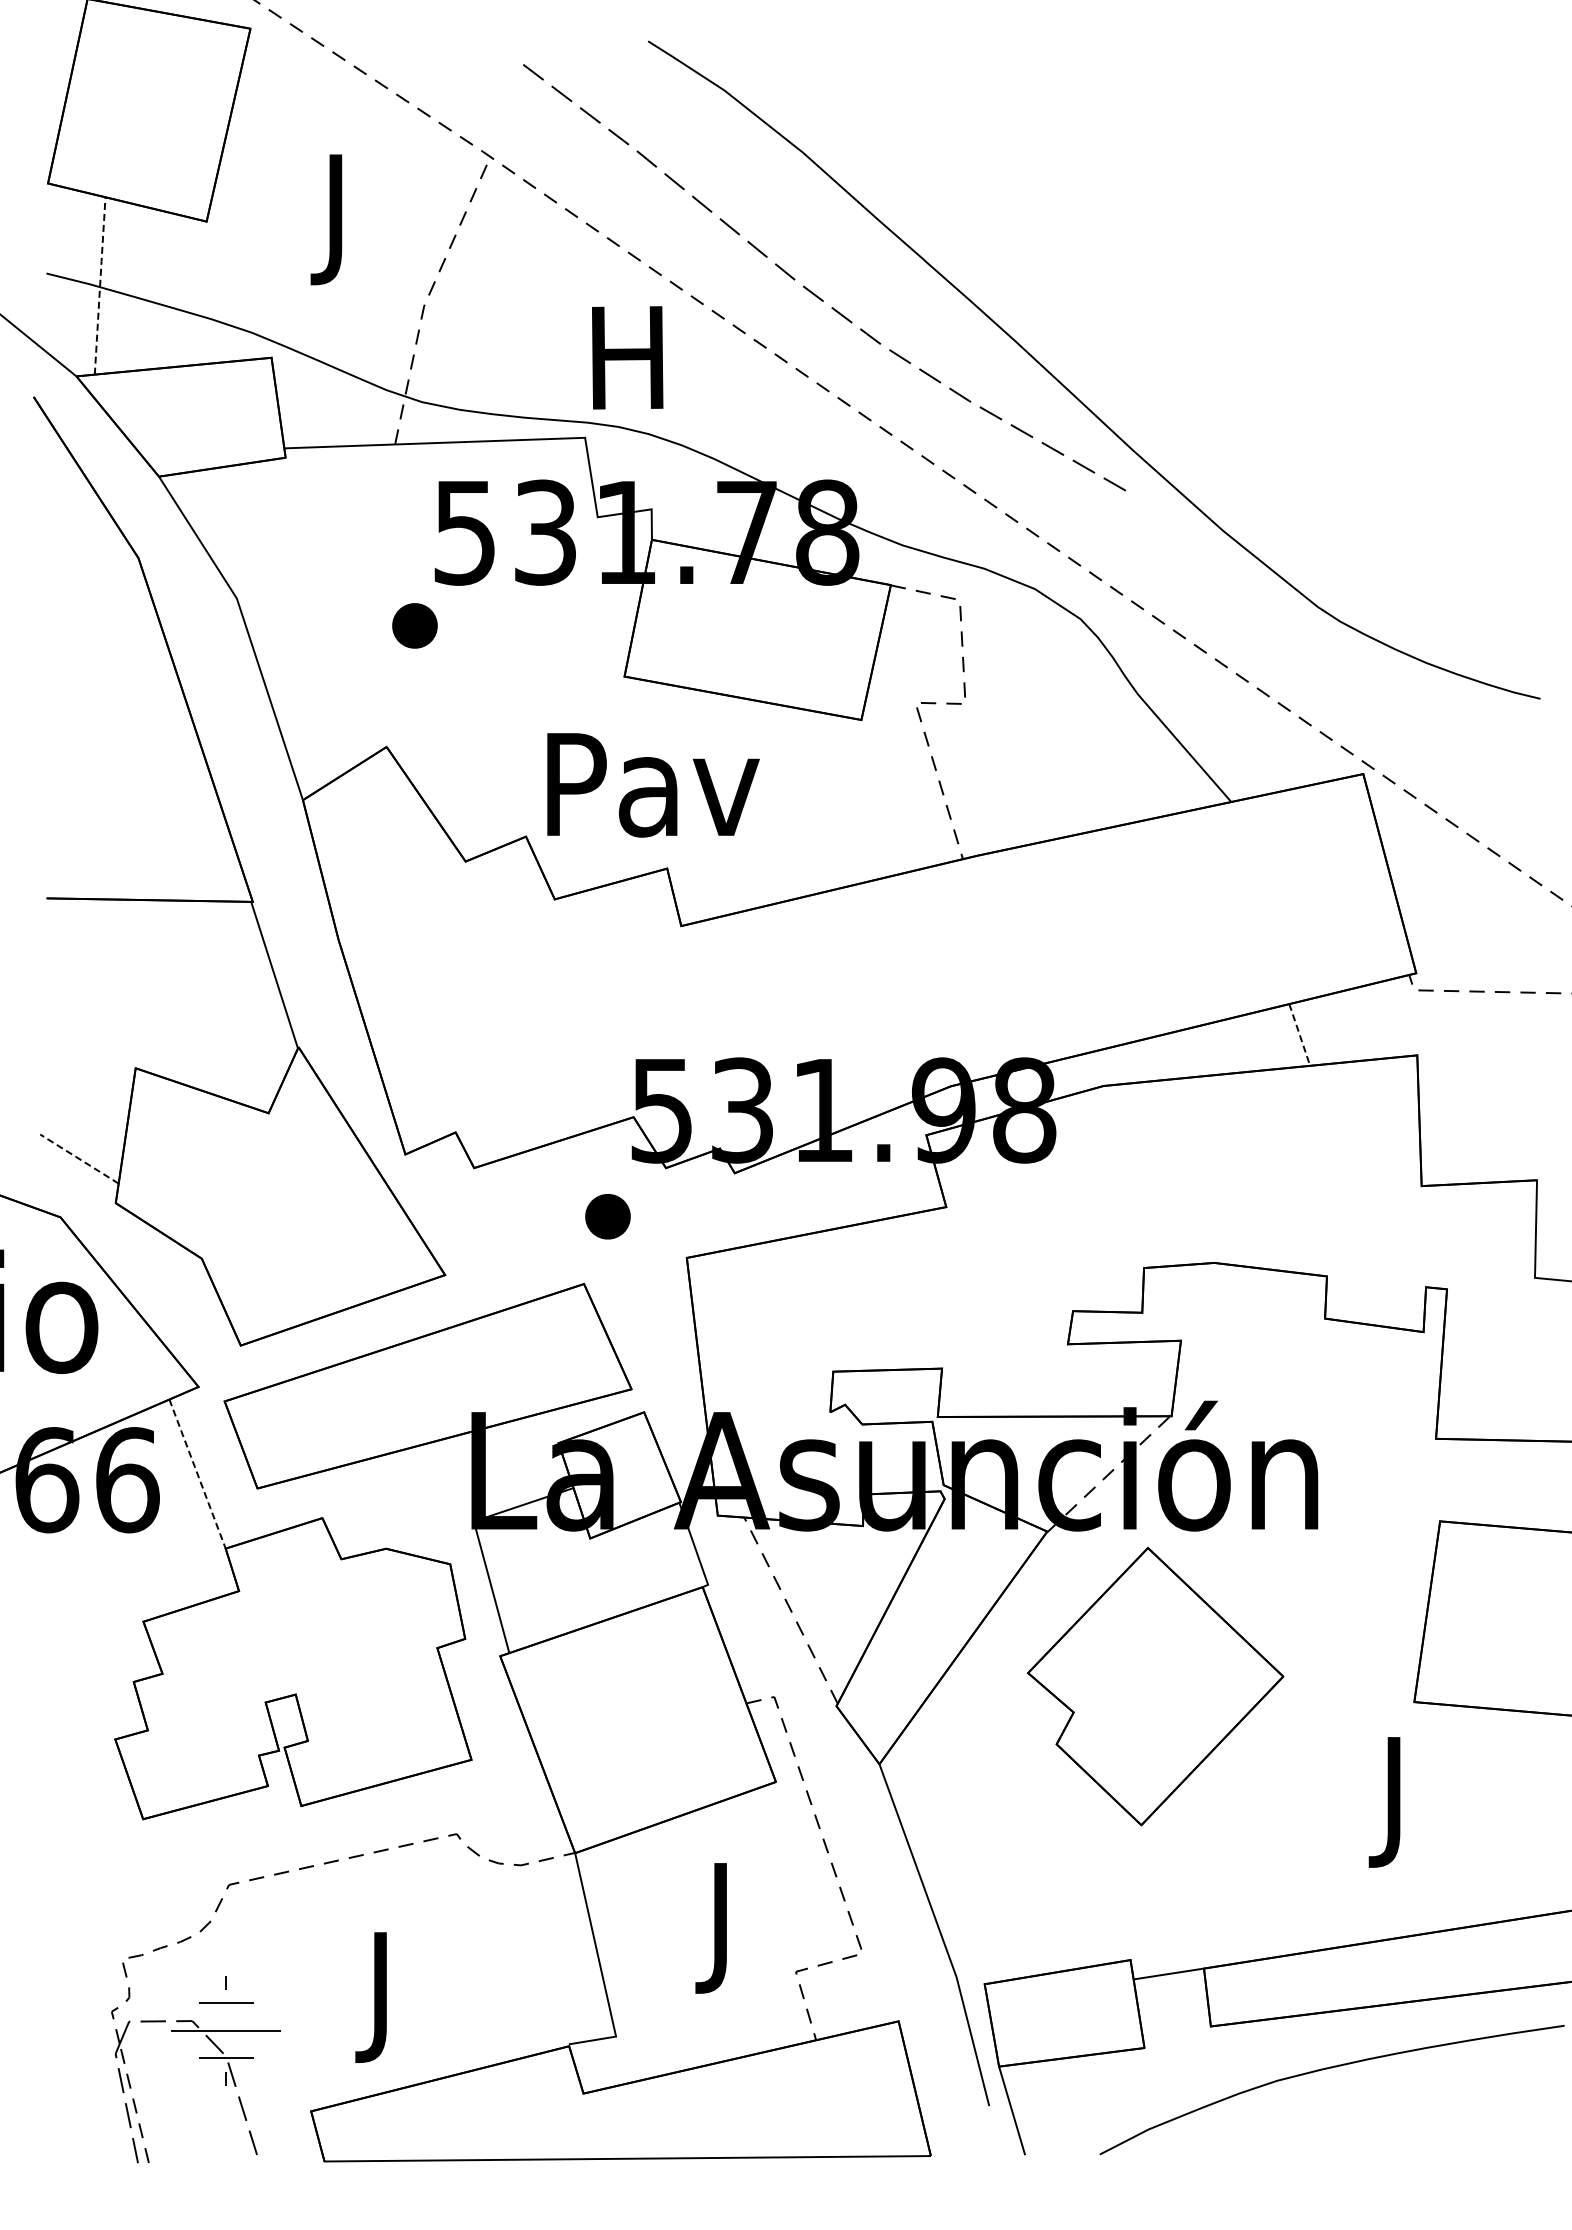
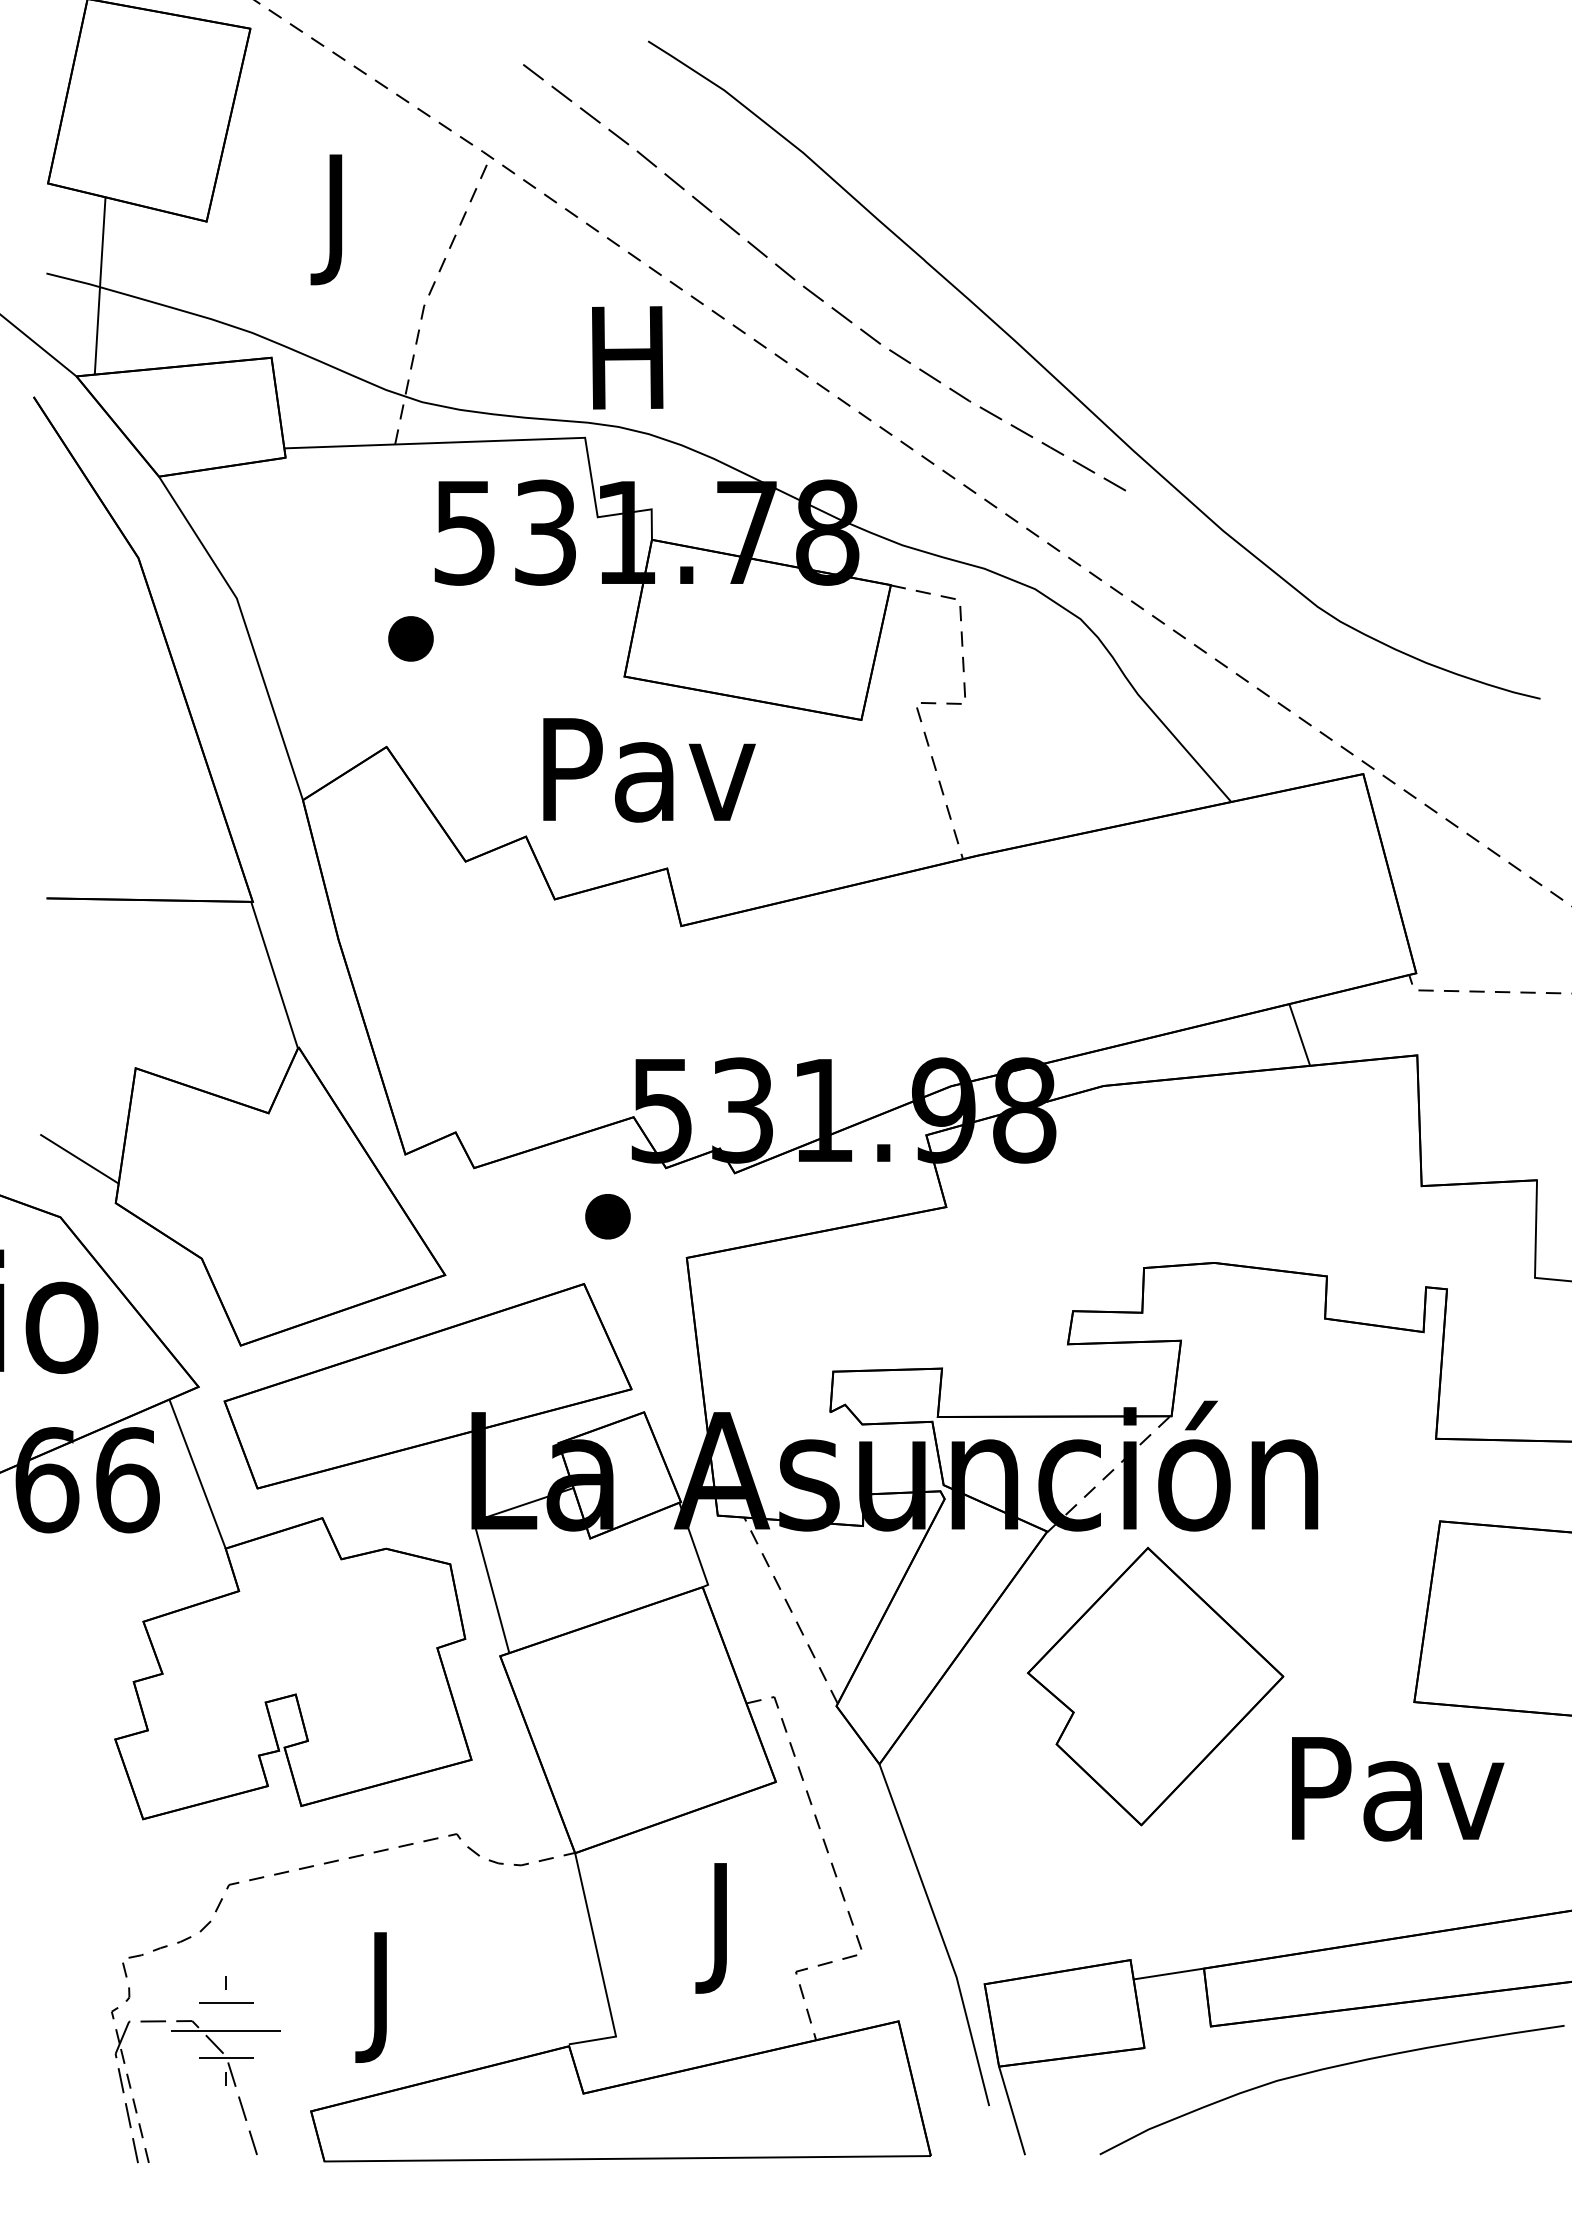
line: dashed -> solid (100, 285)
part position: (414, 625) -> (410, 638) (410, 638)
text position: (653, 785) -> (649, 770) (649, 770)
line: dashed -> solid (1299, 1035)
line: dashed -> solid (79, 1158)
line: dashed -> solid (197, 1474)
text: J -> Pav (1398, 1802)
